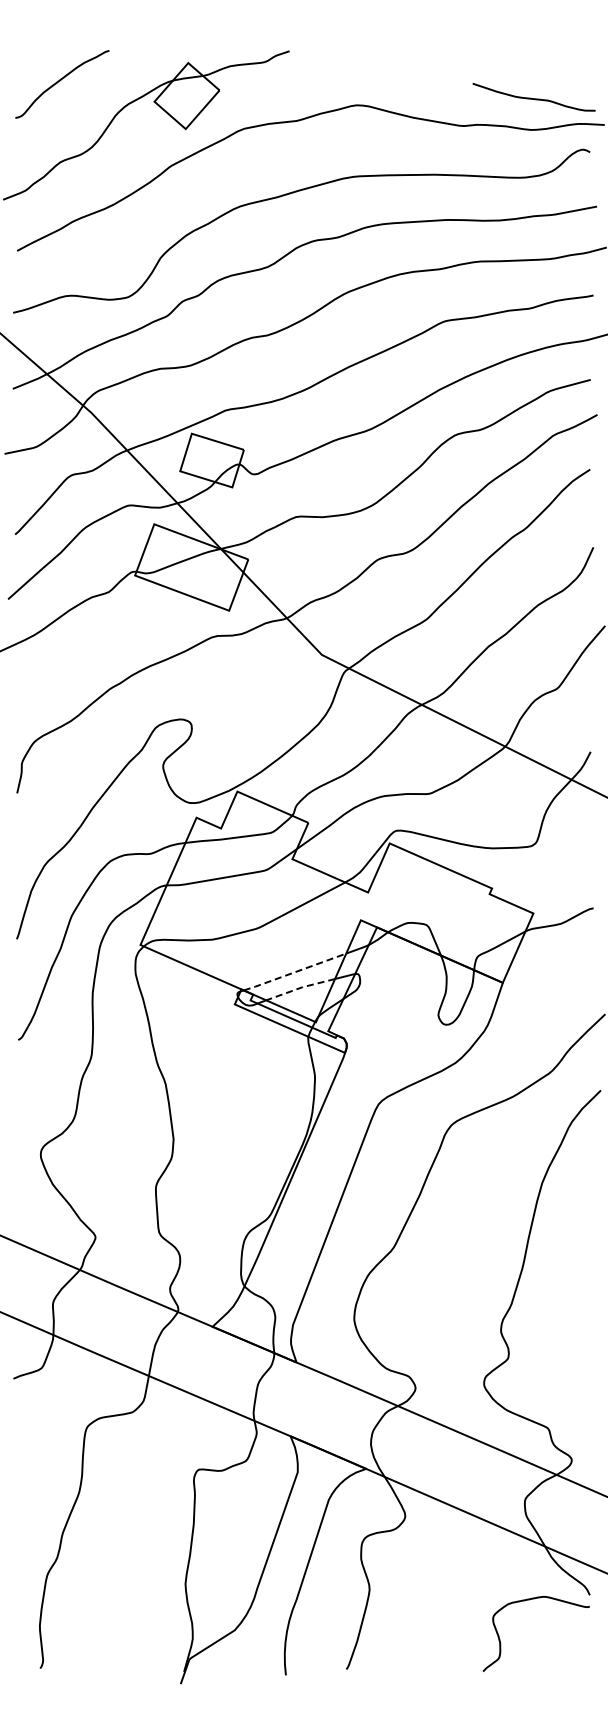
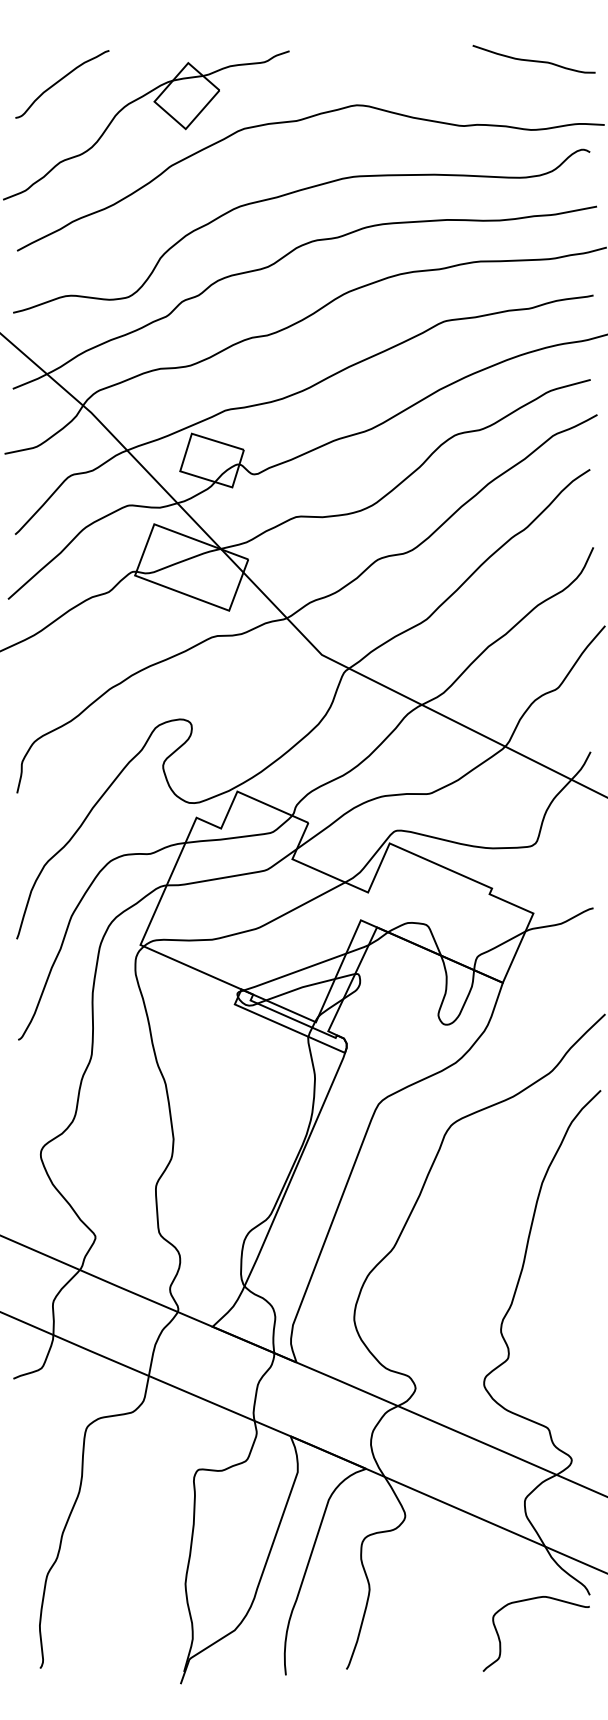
curve position: (533, 98) -> (533, 60) (533, 60)
line: dashed -> solid (294, 972)
line: dashed -> solid (300, 987)
